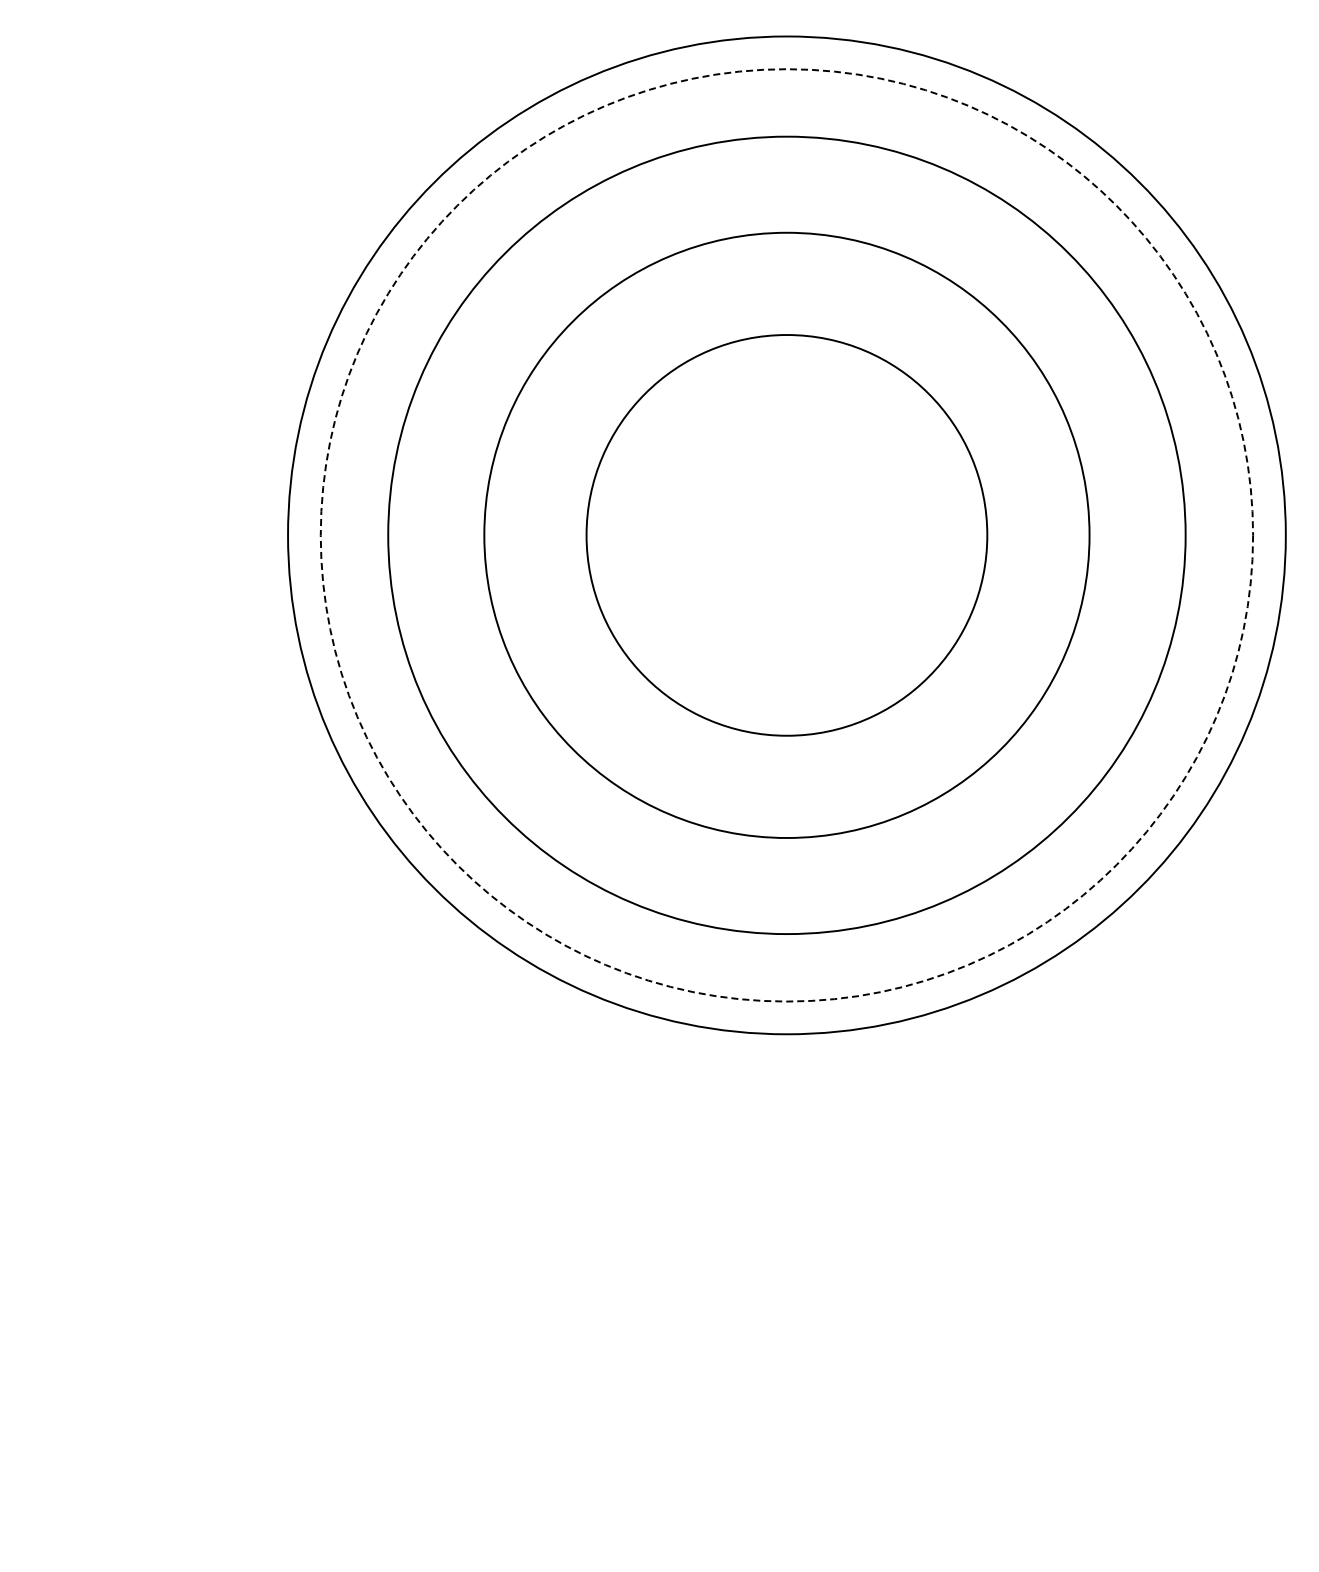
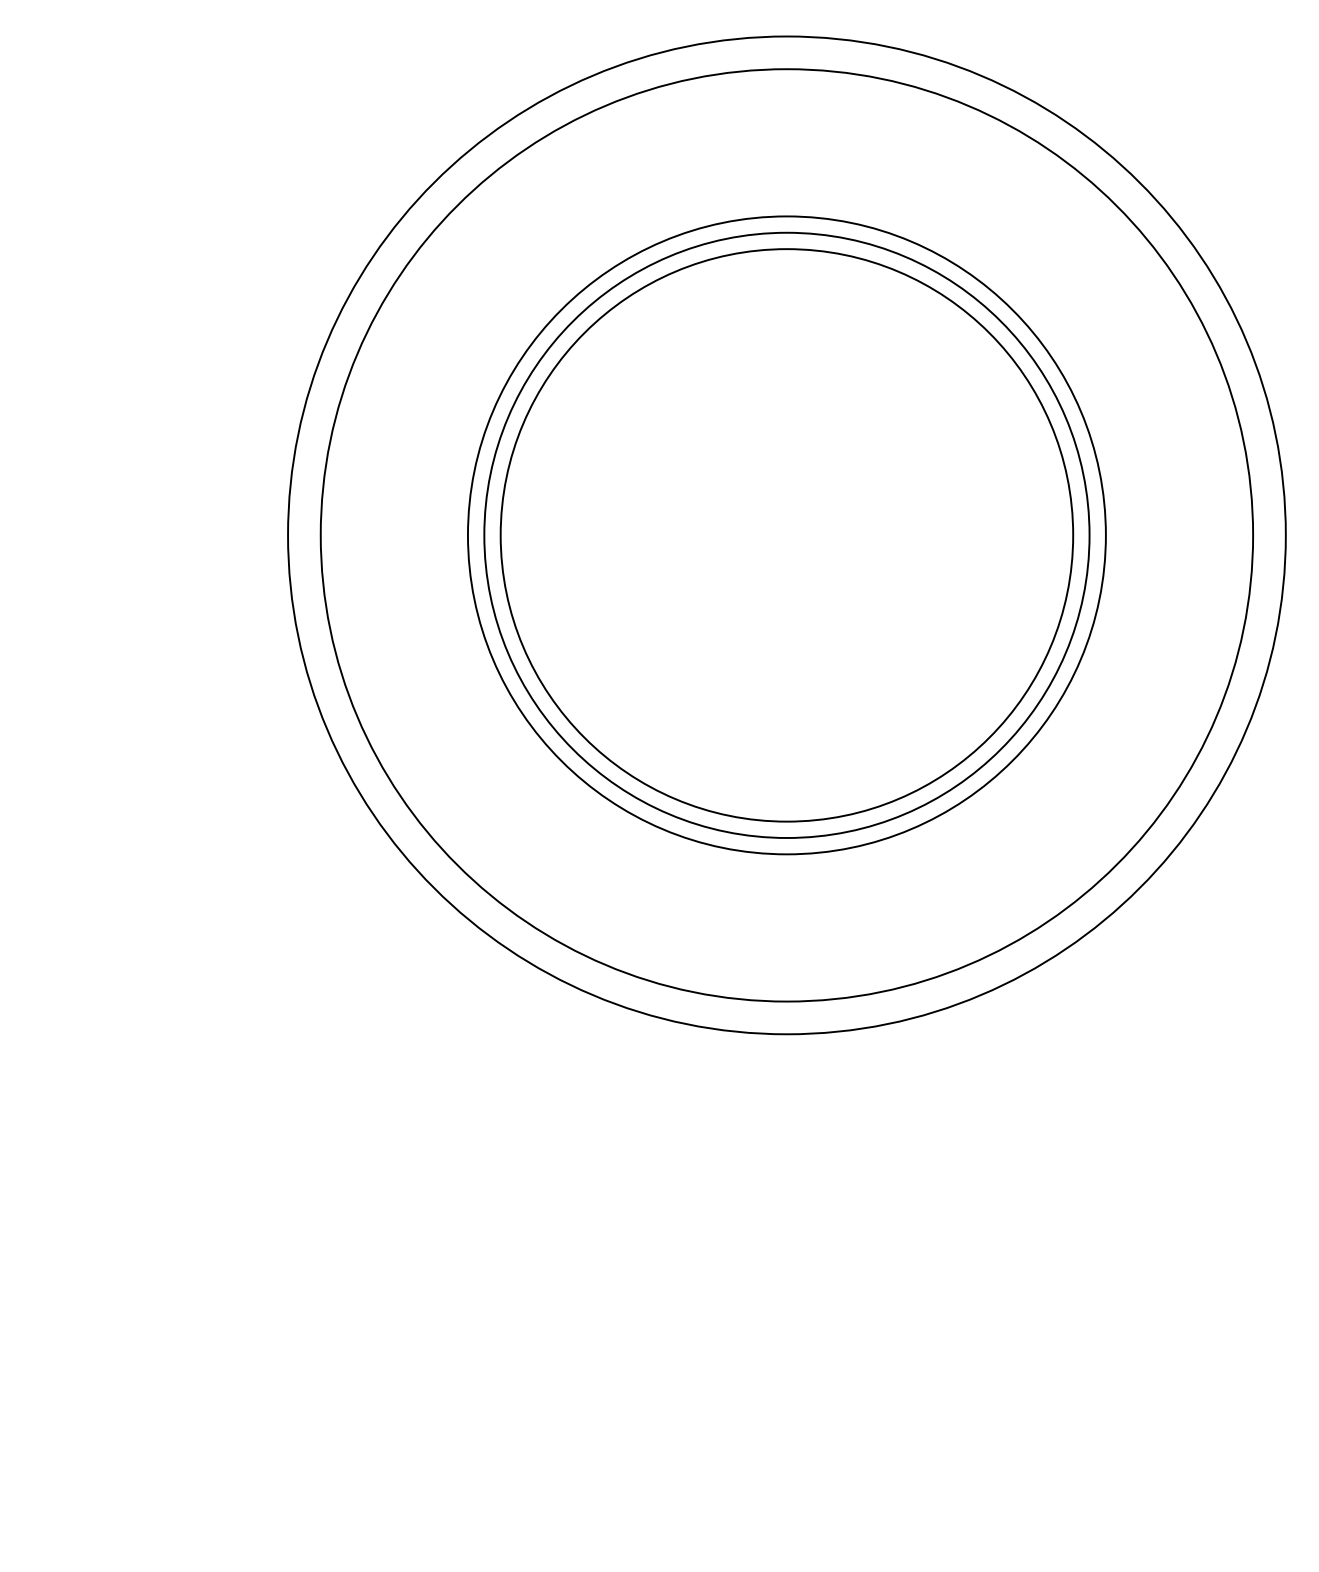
circle diameter: 401 px -> 572 px (786, 535)
circle diameter: 797 px -> 638 px (786, 535)
circle: dashed -> solid (786, 535)
